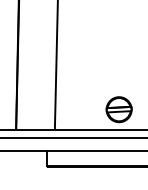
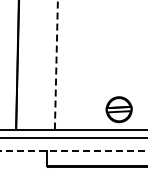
line: solid -> dashed (56, 63)
line: solid -> dashed (74, 151)
